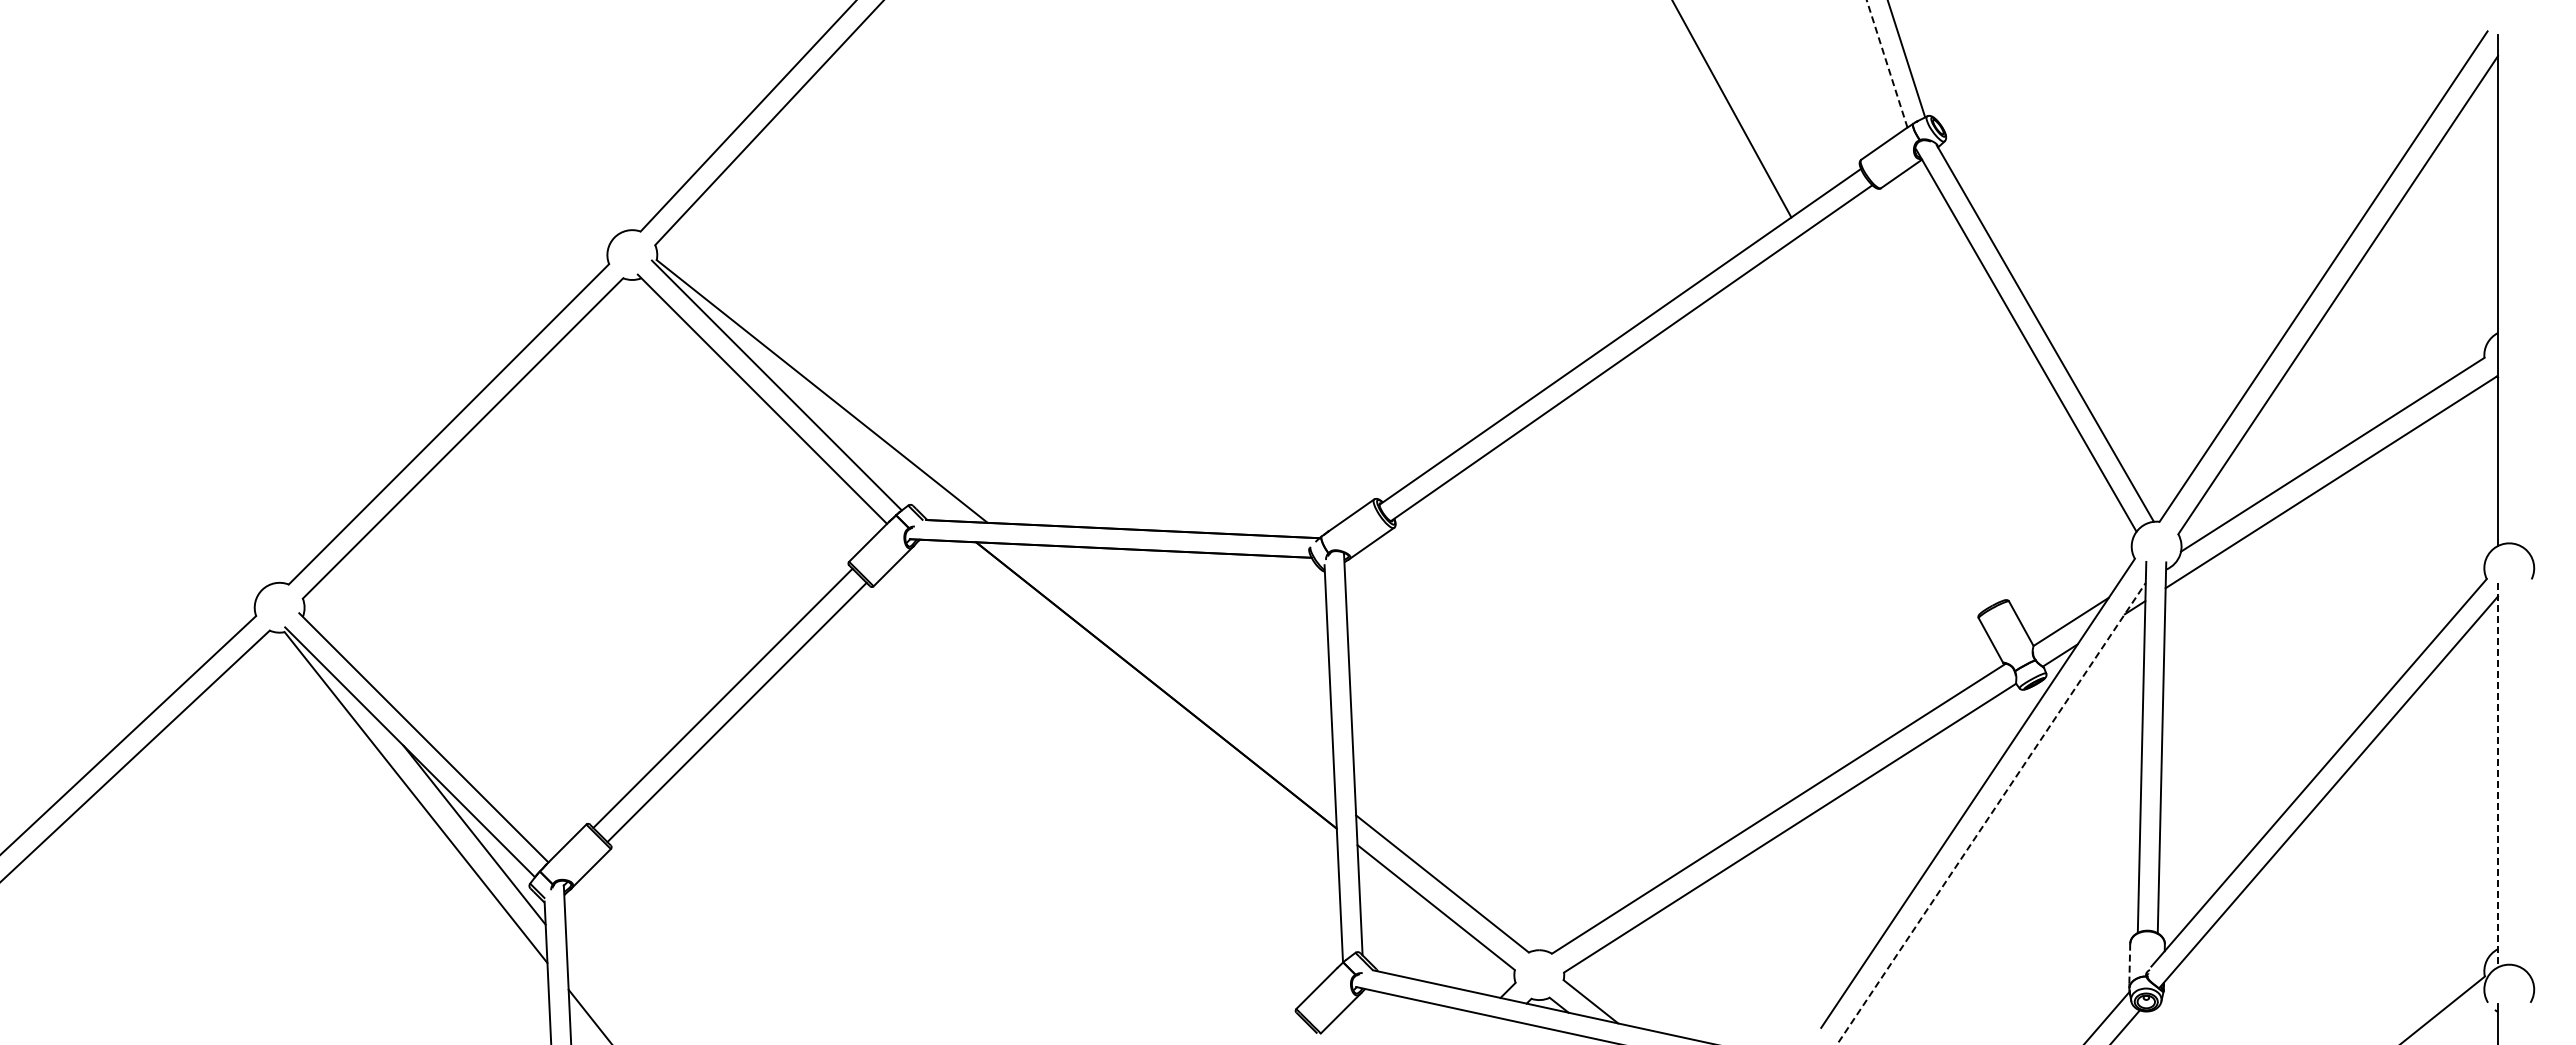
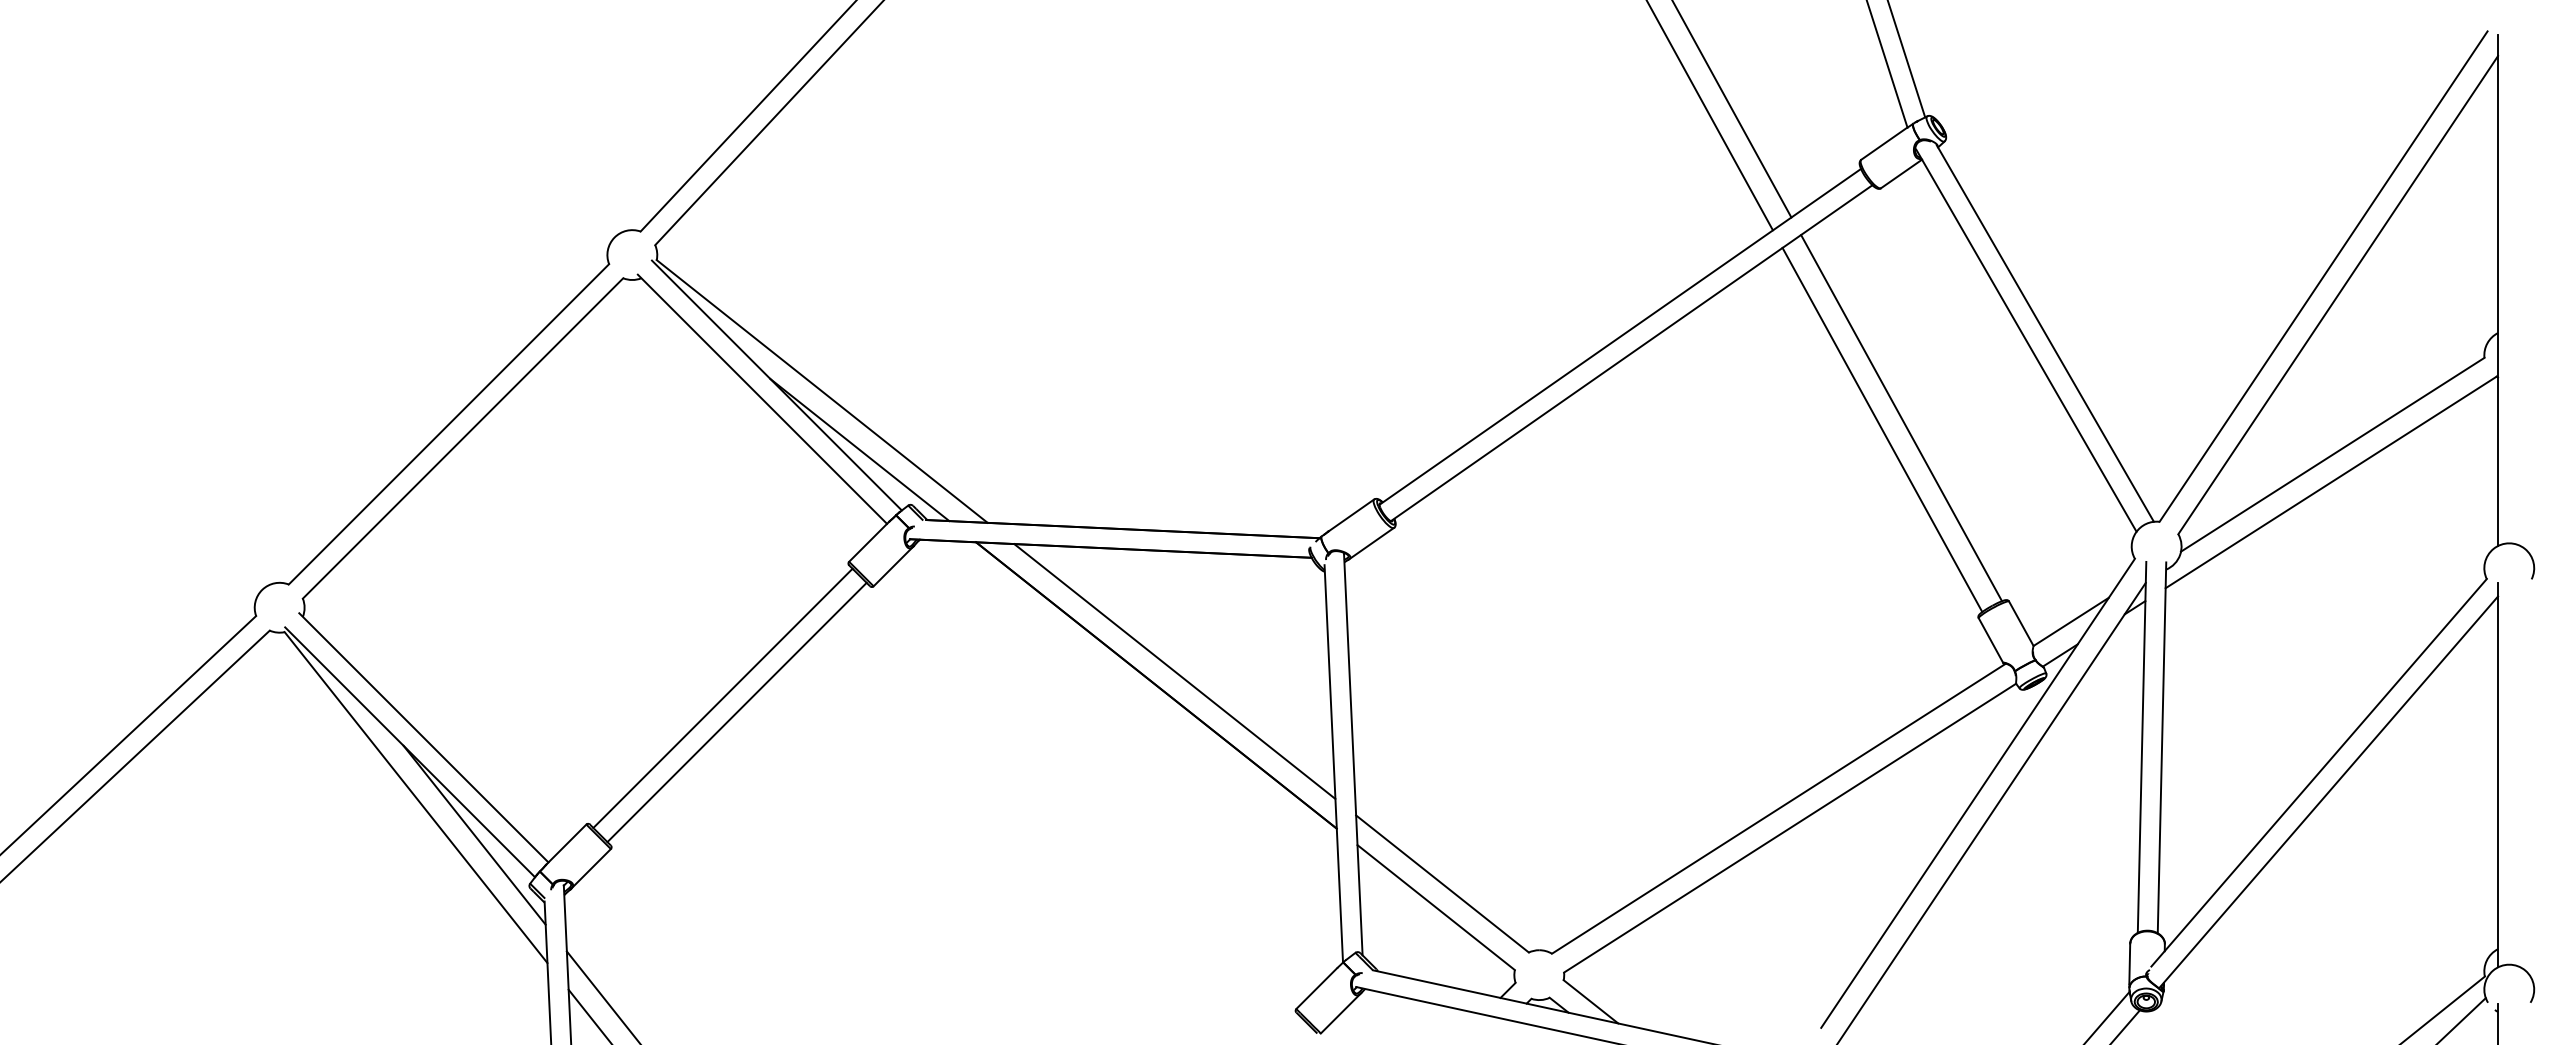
line: dashed -> solid (1887, 63)
line: none -> present (1709, 116)
line: none -> present (1901, 418)
line: none -> present (1882, 429)
line: none -> present (859, 450)
line: none -> present (1174, 671)
line: dashed -> solid (2498, 775)
line: dashed -> solid (1991, 813)
line: dashed -> solid (2129, 964)
line: none -> present (602, 996)
line: none -> present (2462, 1019)
